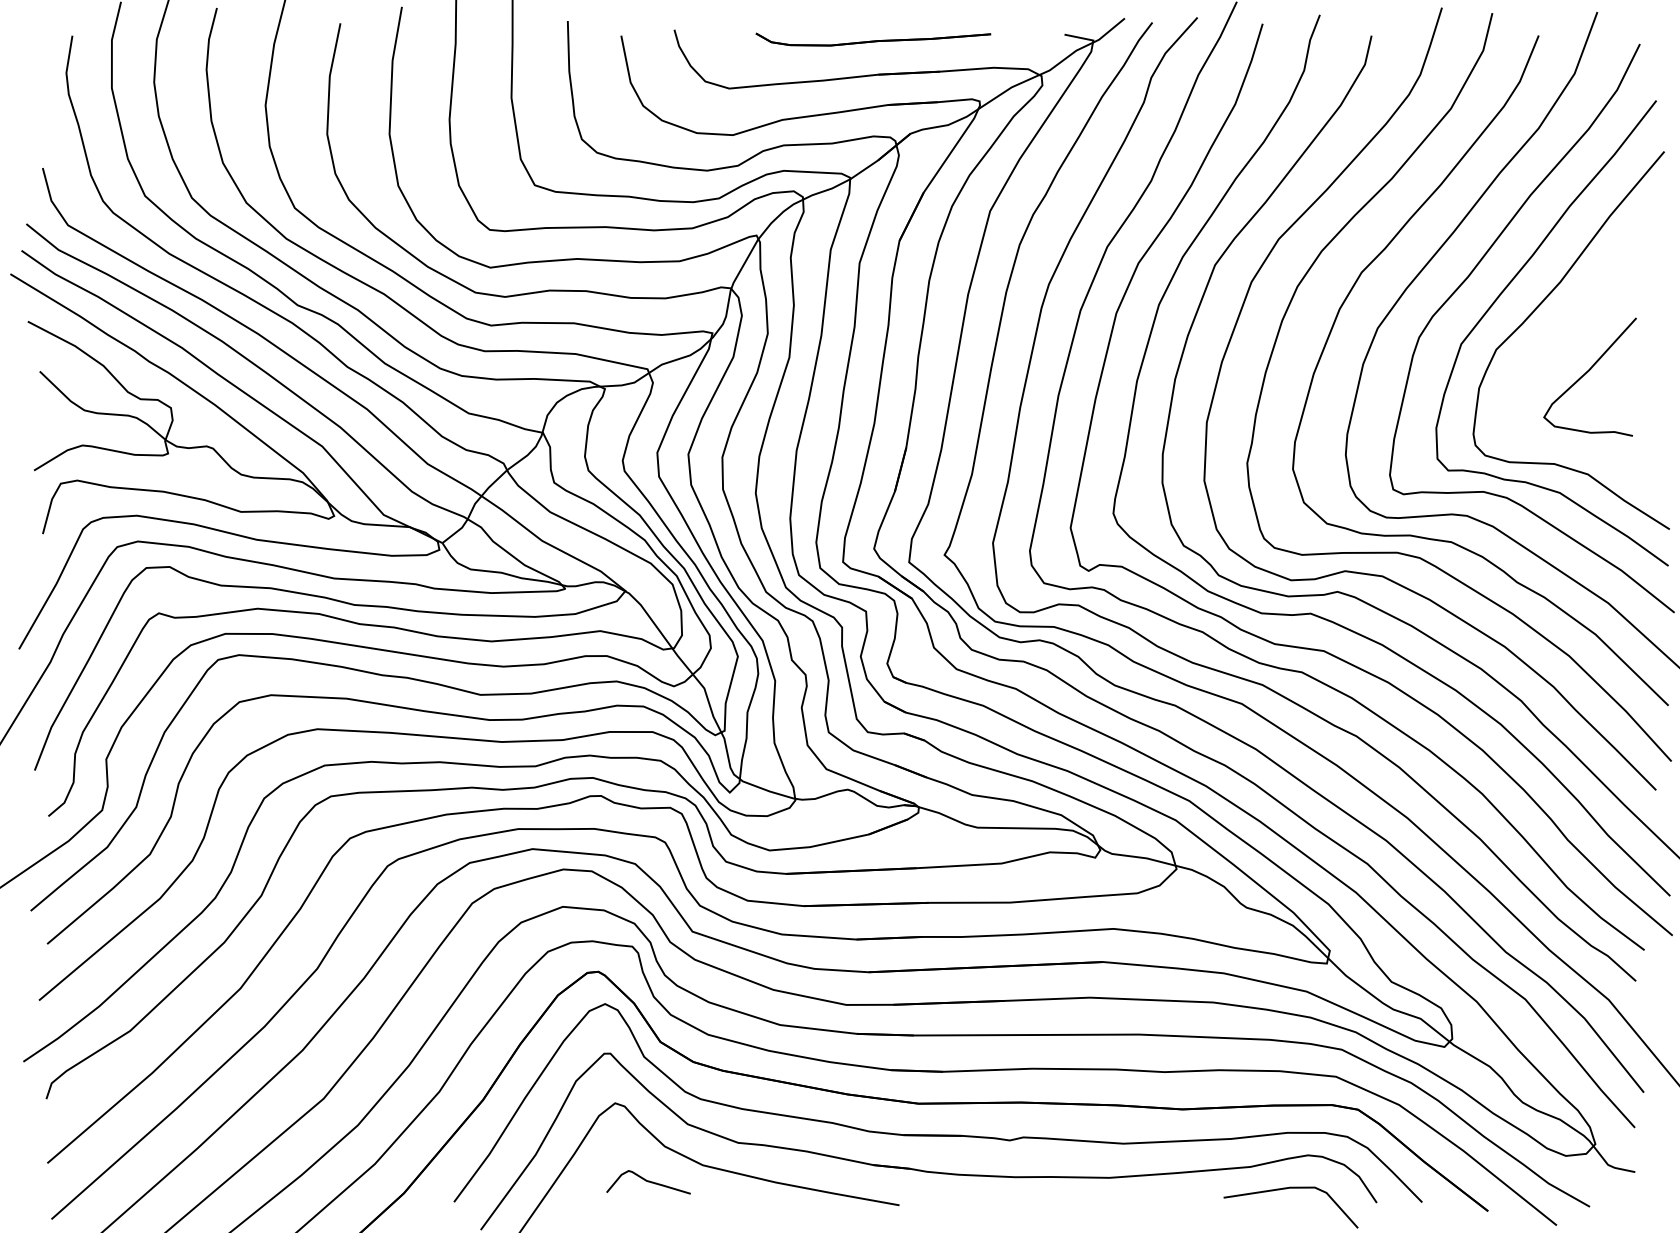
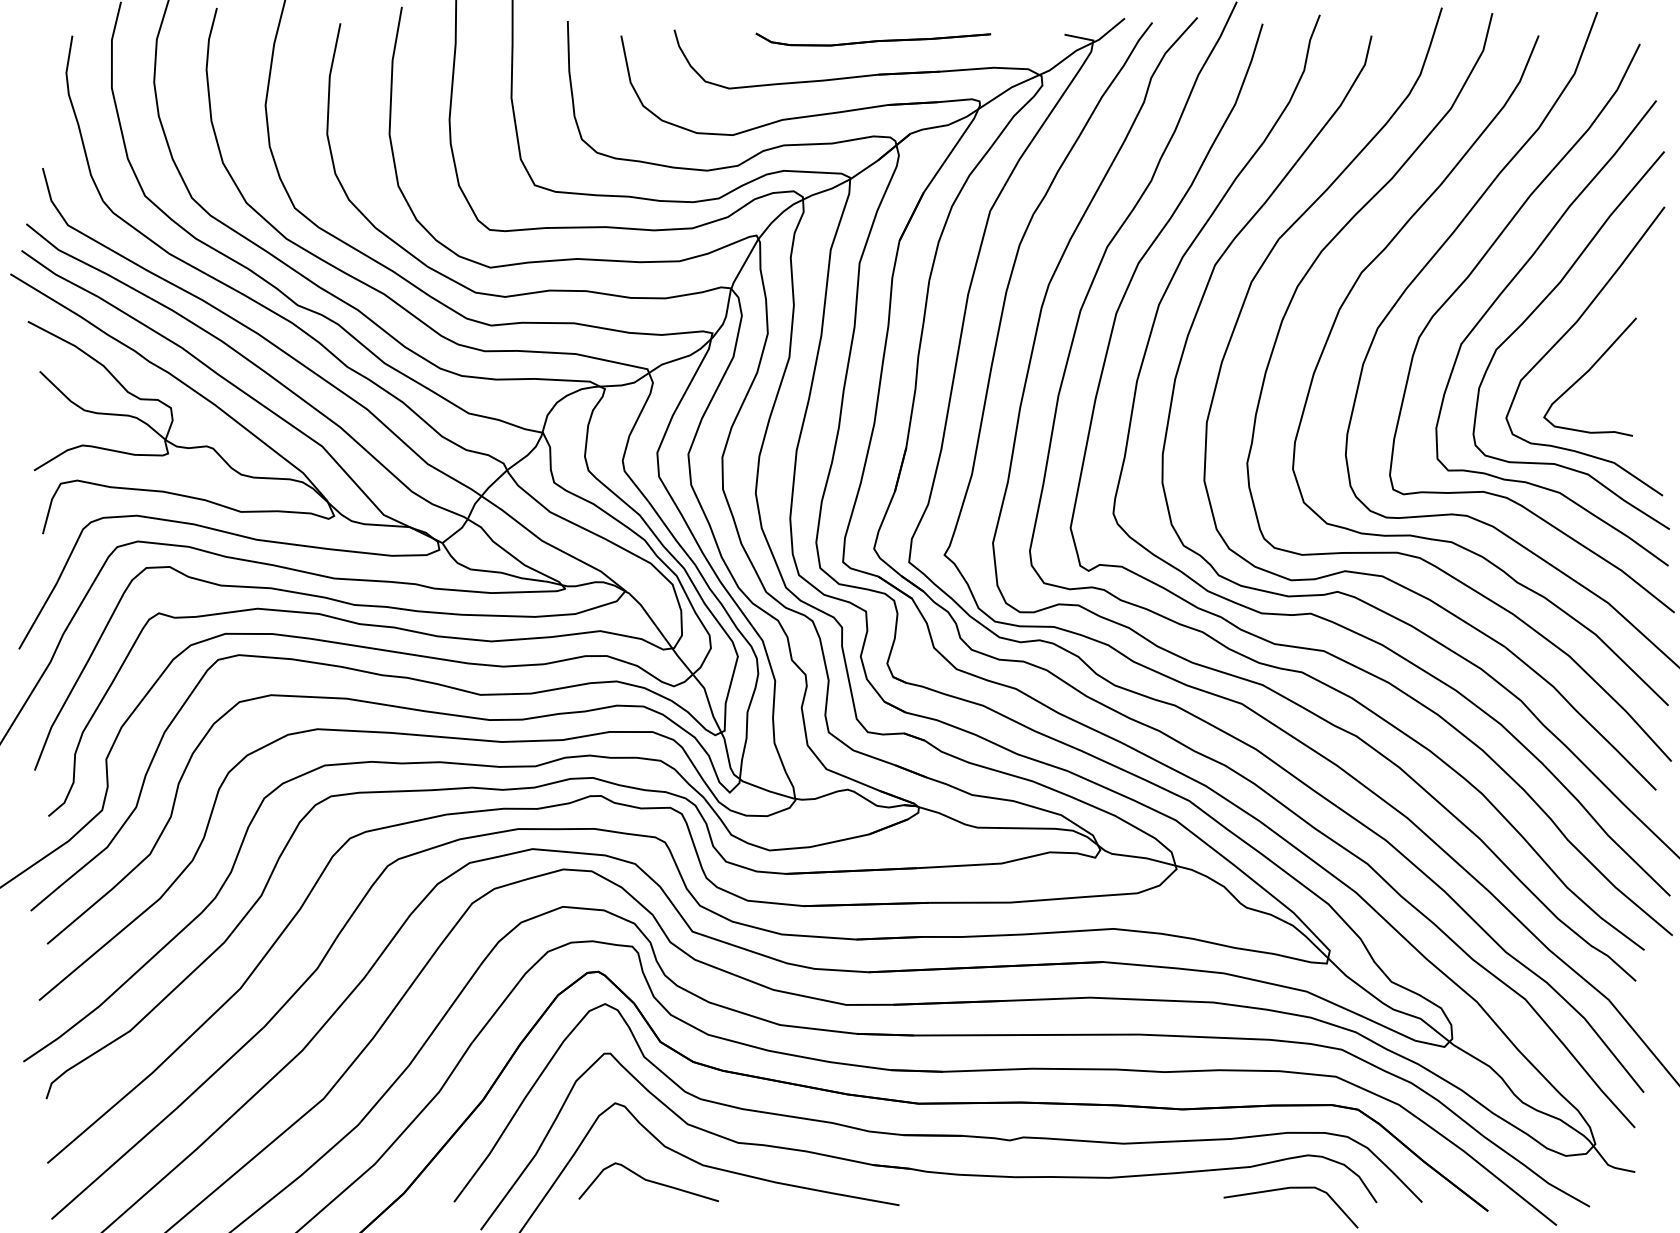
part: none -> present (1567, 333)
part size: 85x25 px -> 141x41 px (648, 1182)
